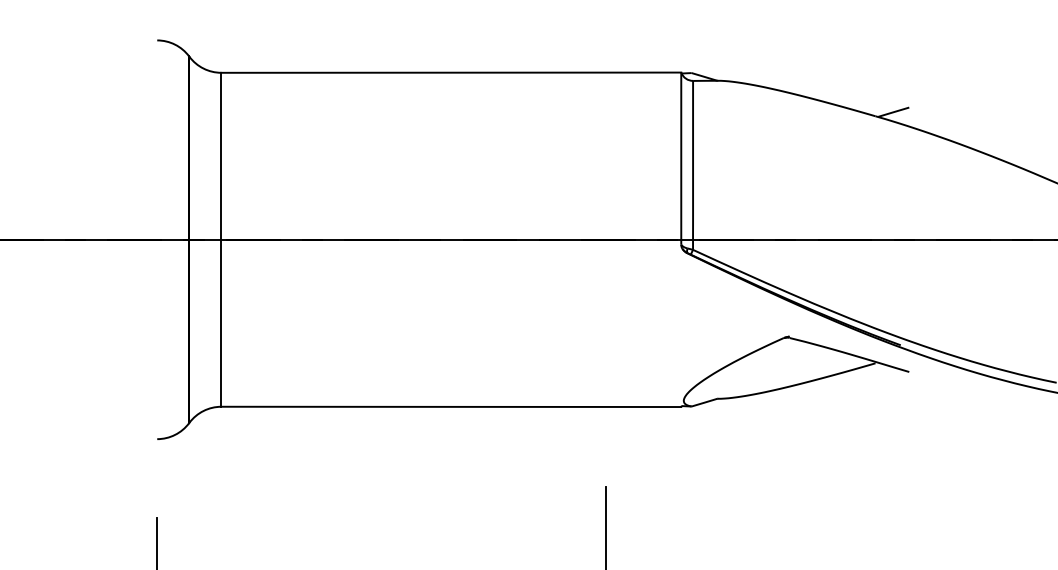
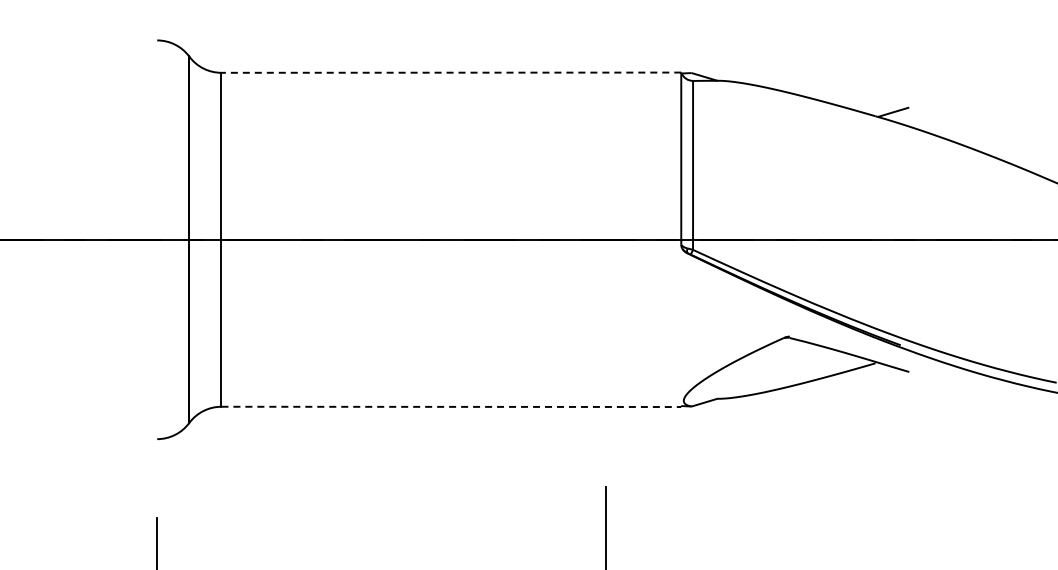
line: solid -> dashed (451, 72)
line: solid -> dashed (451, 406)
